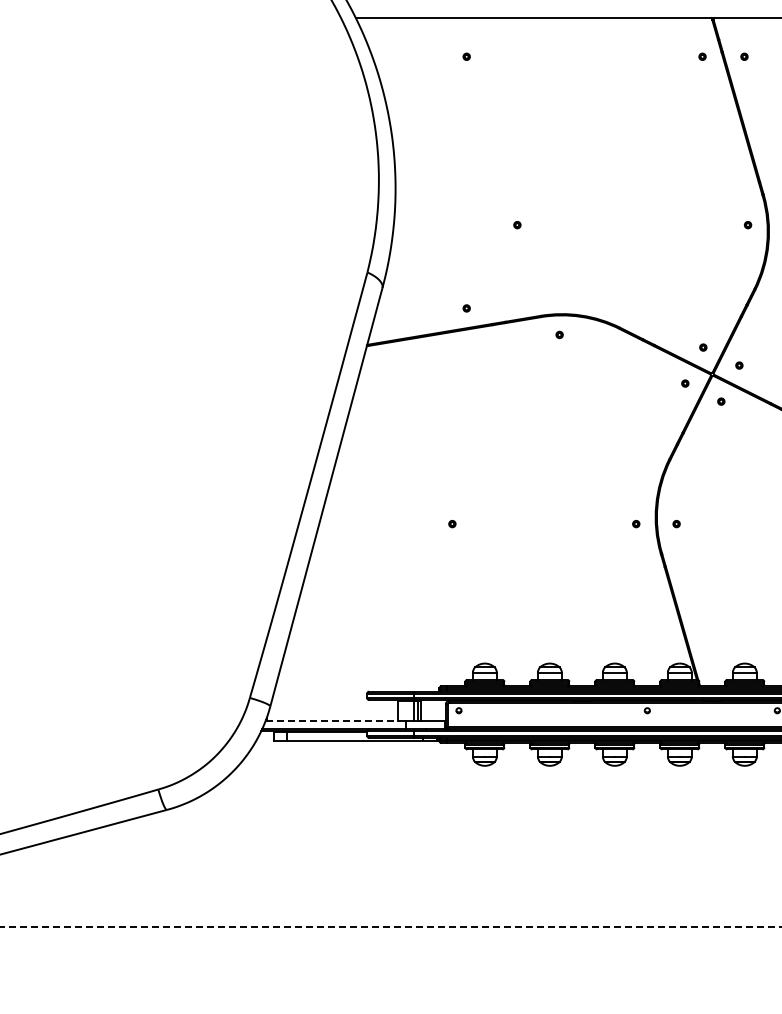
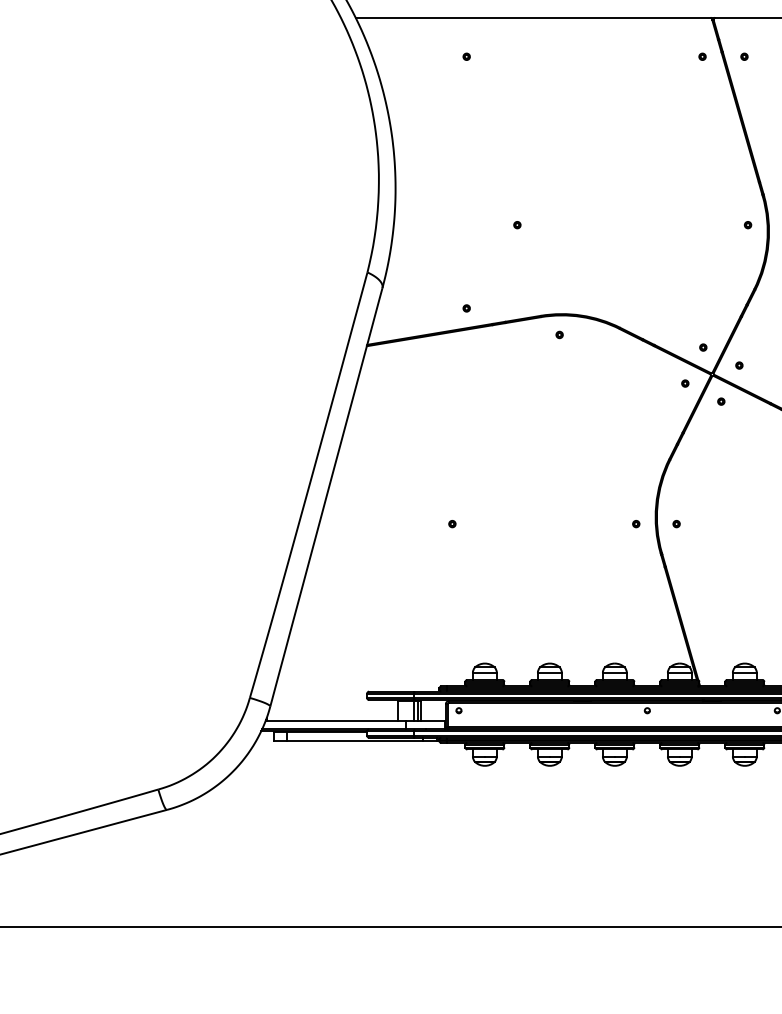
line: dashed -> solid (336, 720)
line: dashed -> solid (391, 927)
